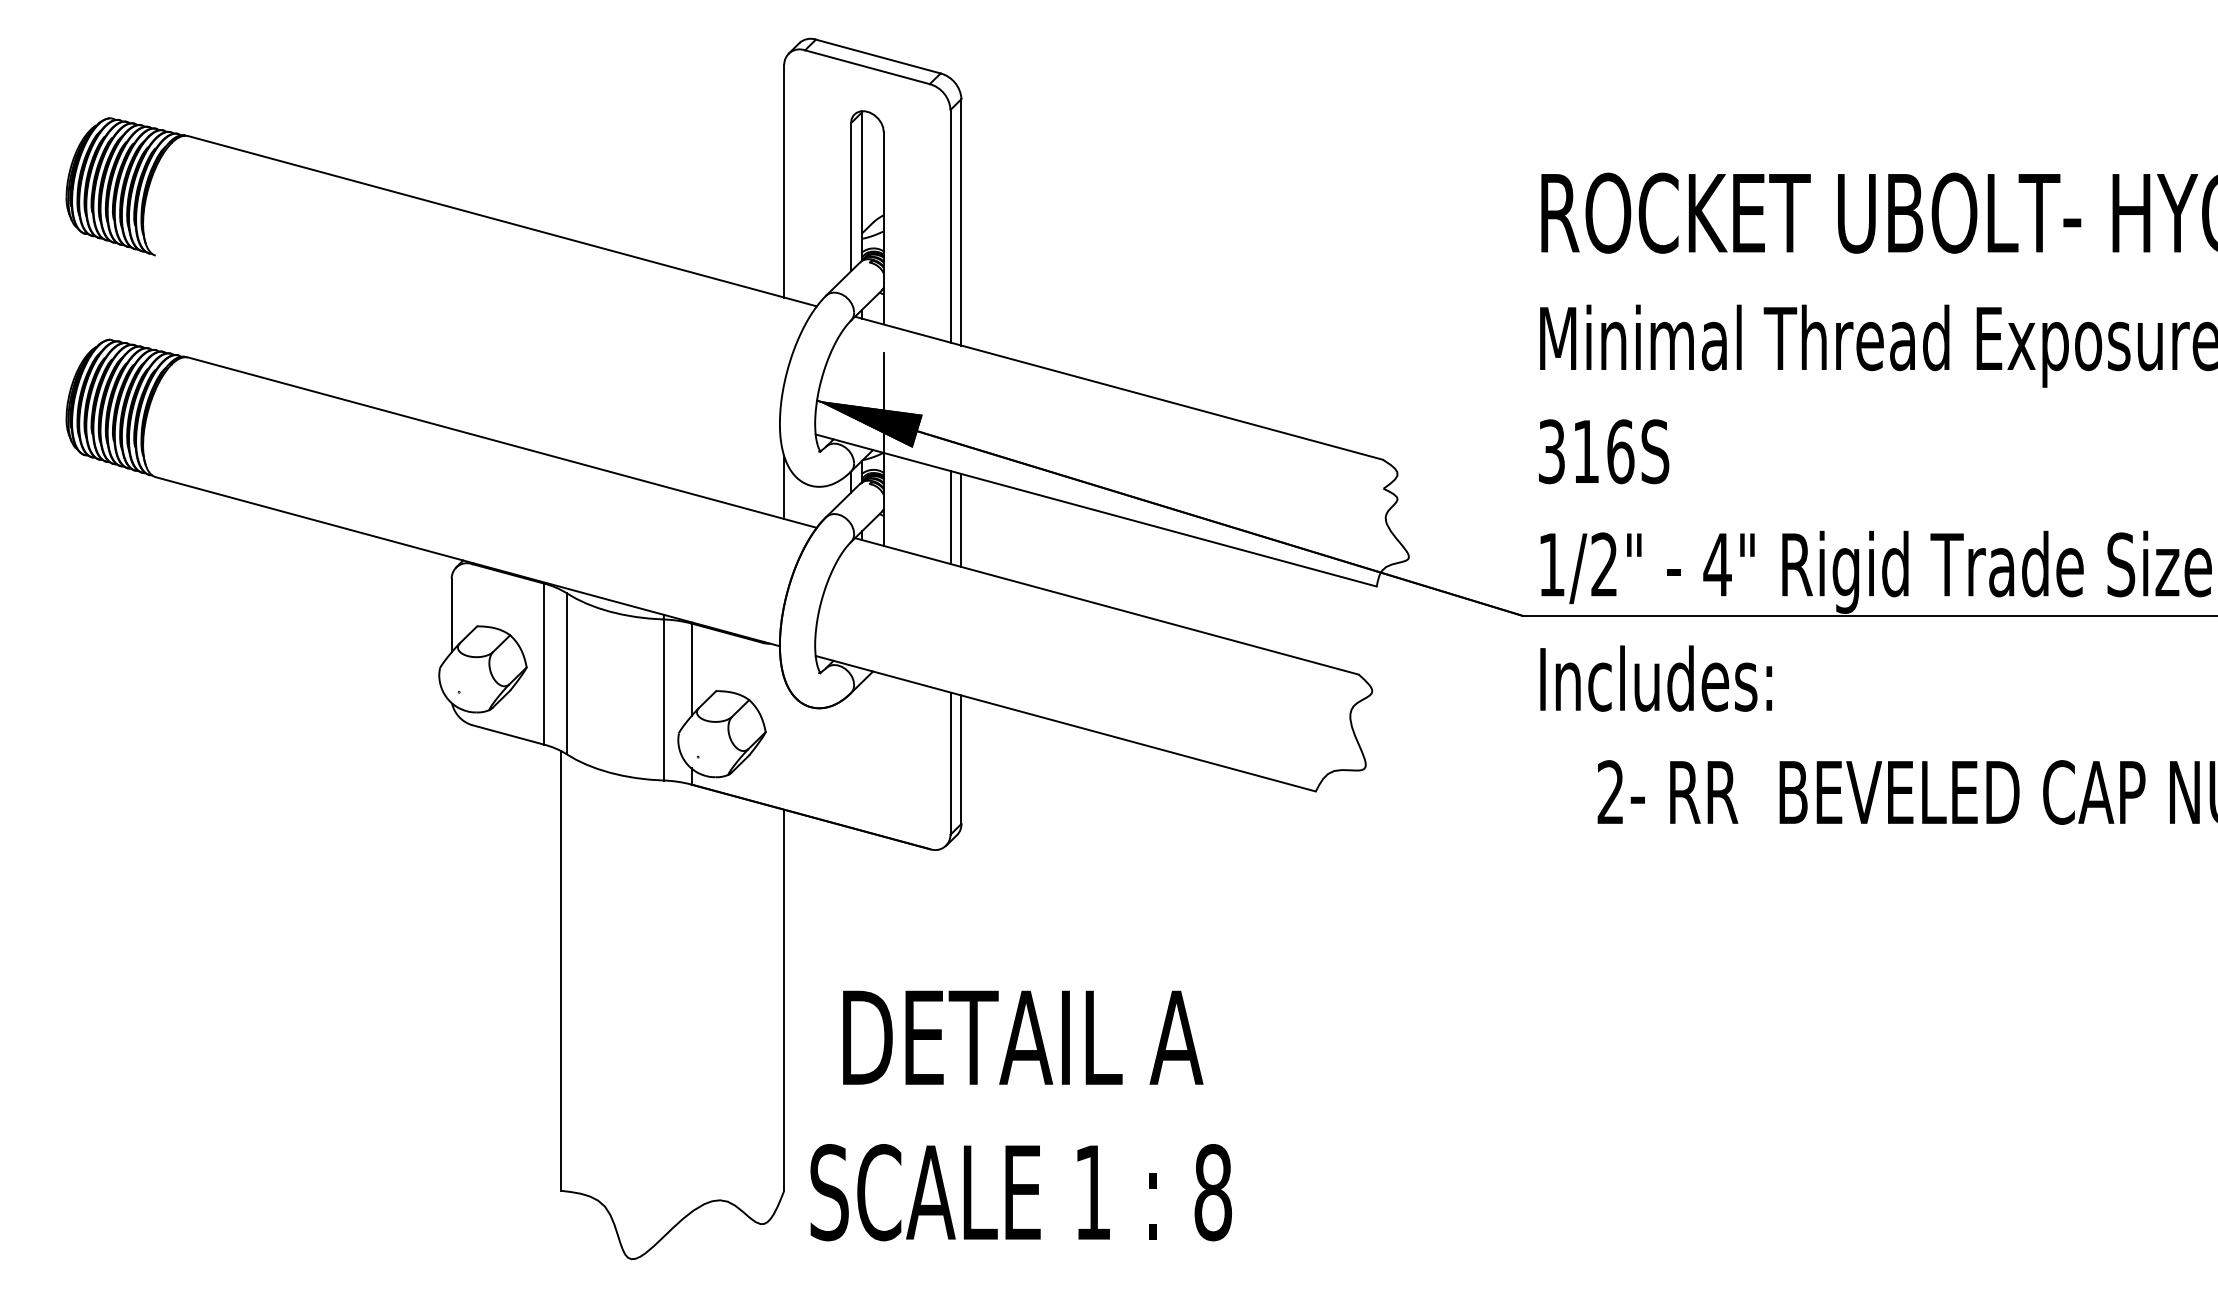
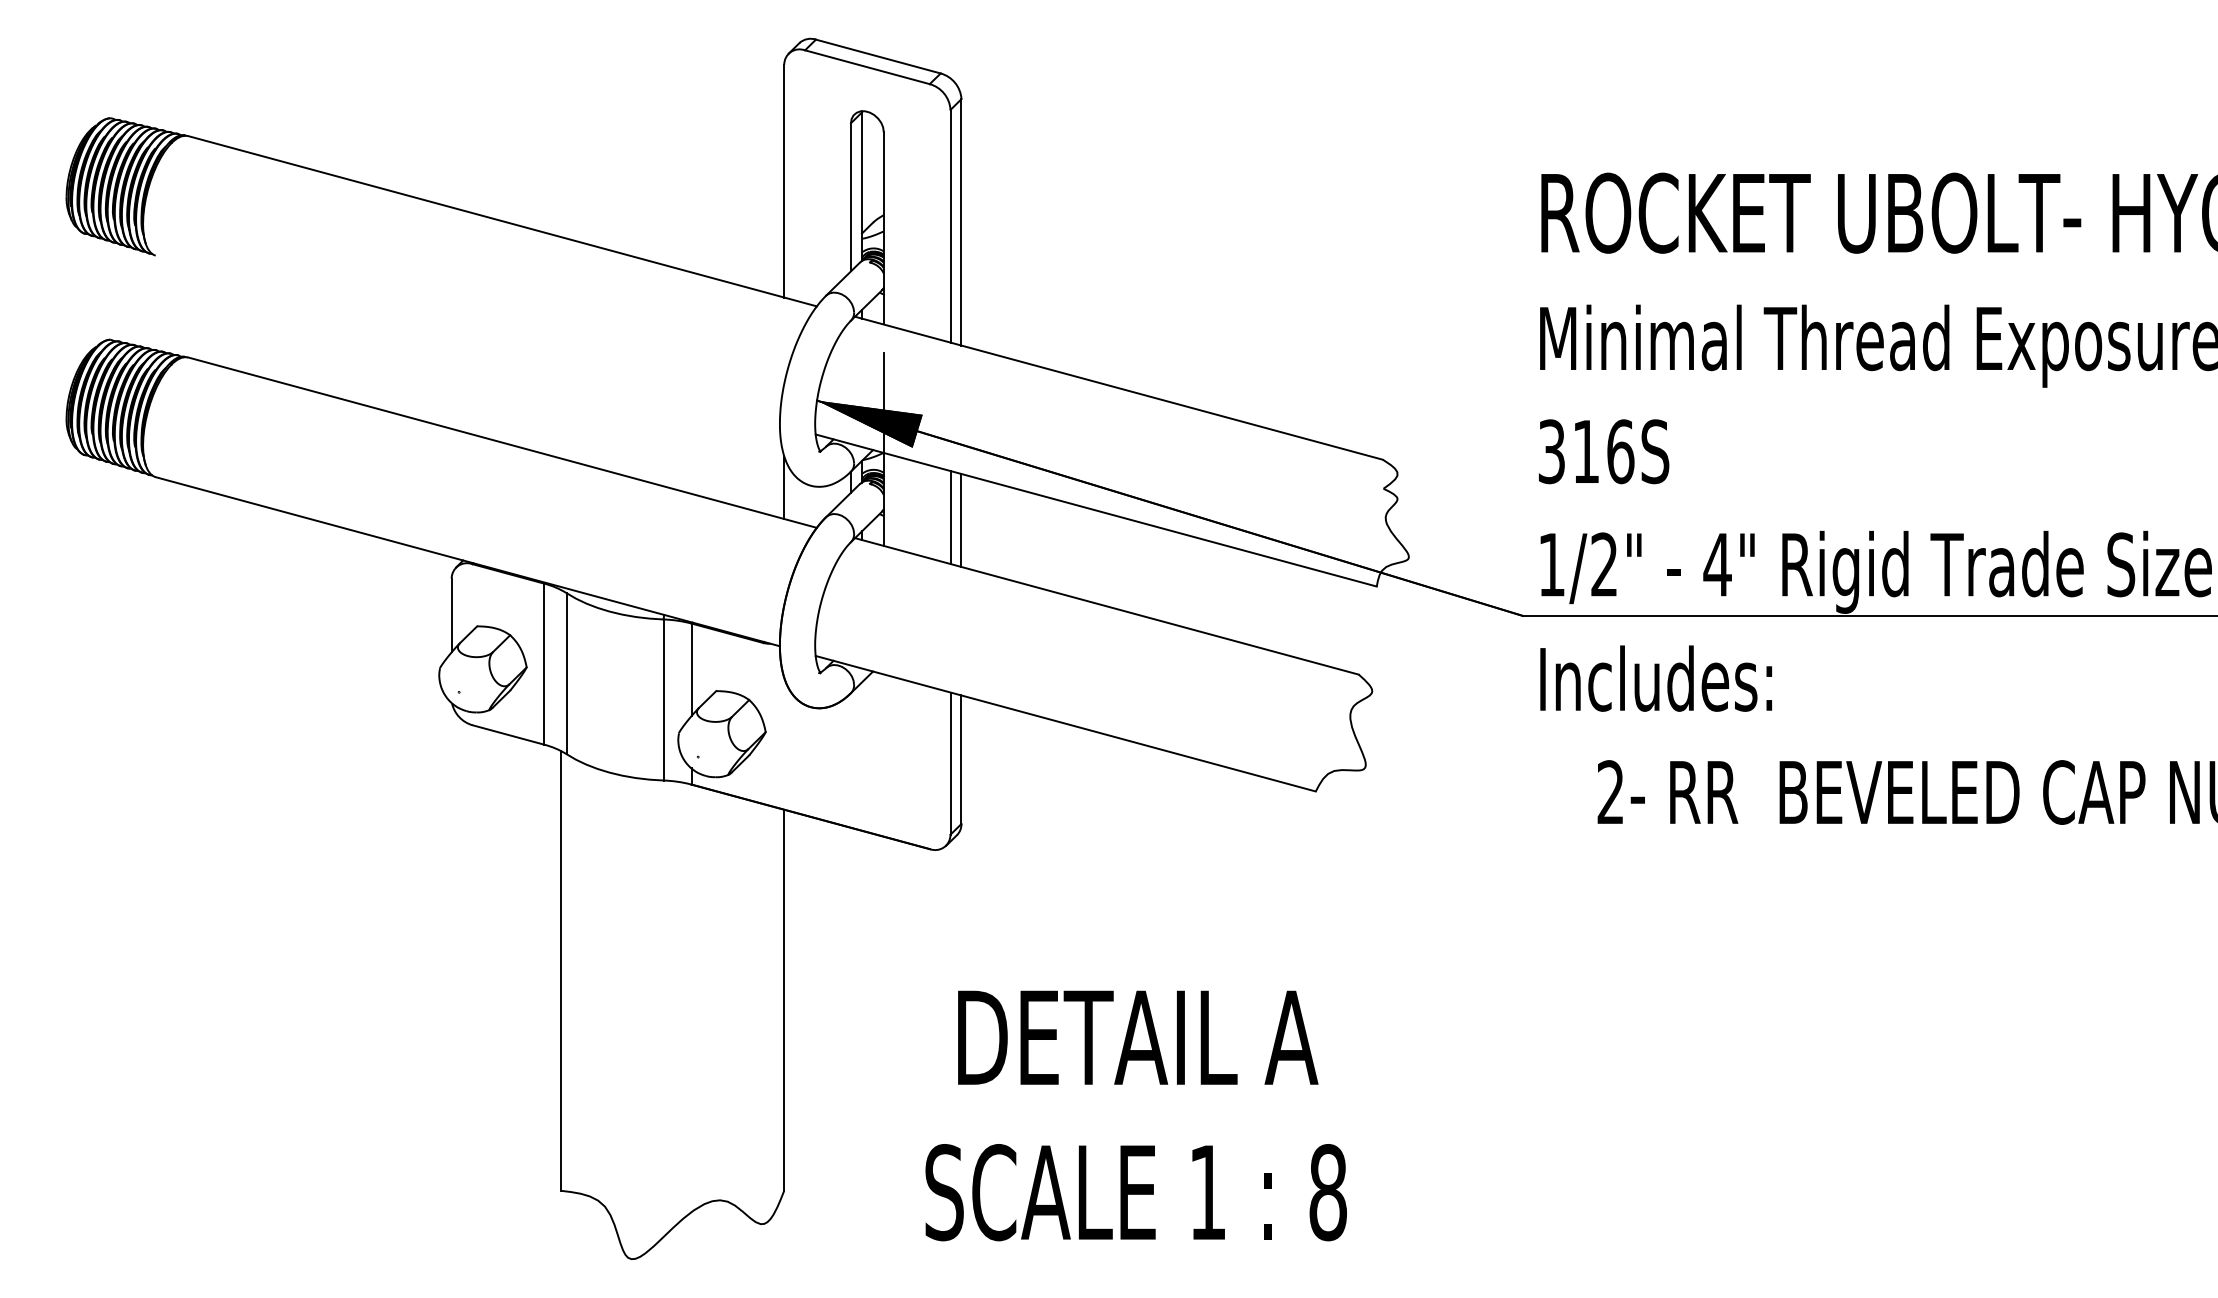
text position: (1020, 1115) -> (1135, 1115) (1135, 1115)
